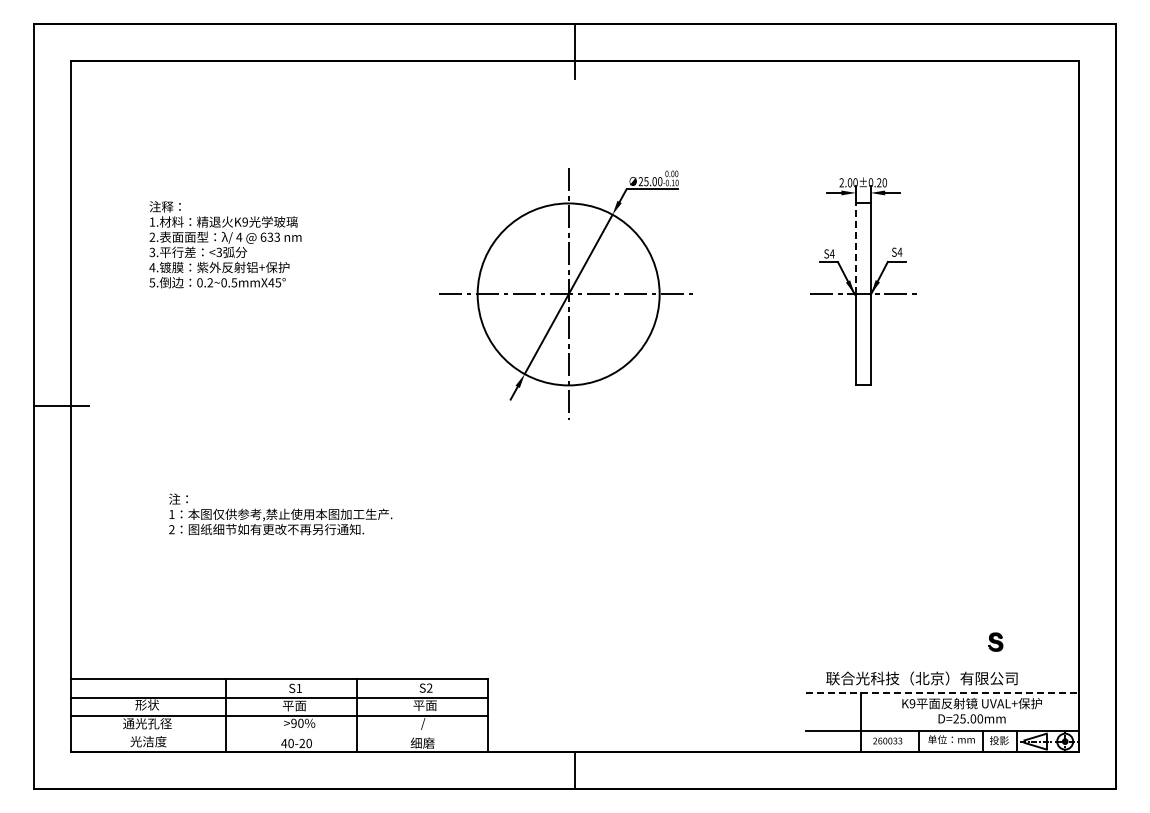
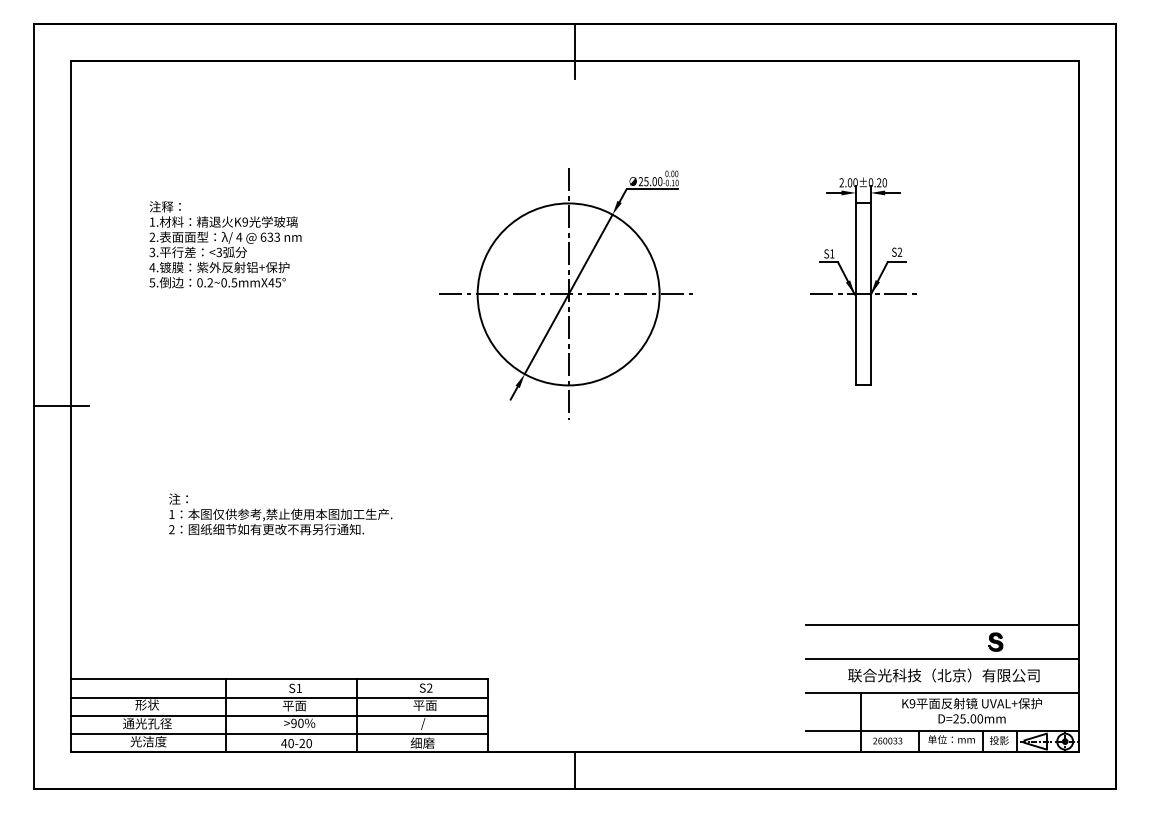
line: dashed -> solid (856, 248)
text: S4 -> S2 (899, 251)
text: S4 -> S1 (831, 253)
line: none -> present (942, 624)
line: none -> present (942, 658)
text position: (921, 678) -> (943, 675) (943, 675)
line: dashed -> solid (943, 692)
line: none -> present (279, 734)
